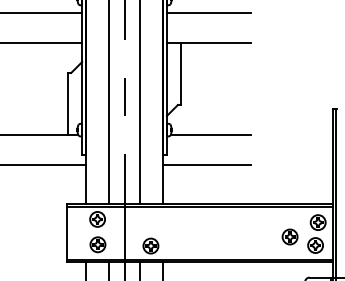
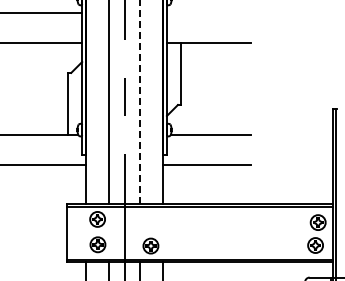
line: present -> none (208, 12)
line: solid -> dashed (139, 102)
part: present -> none (289, 236)
